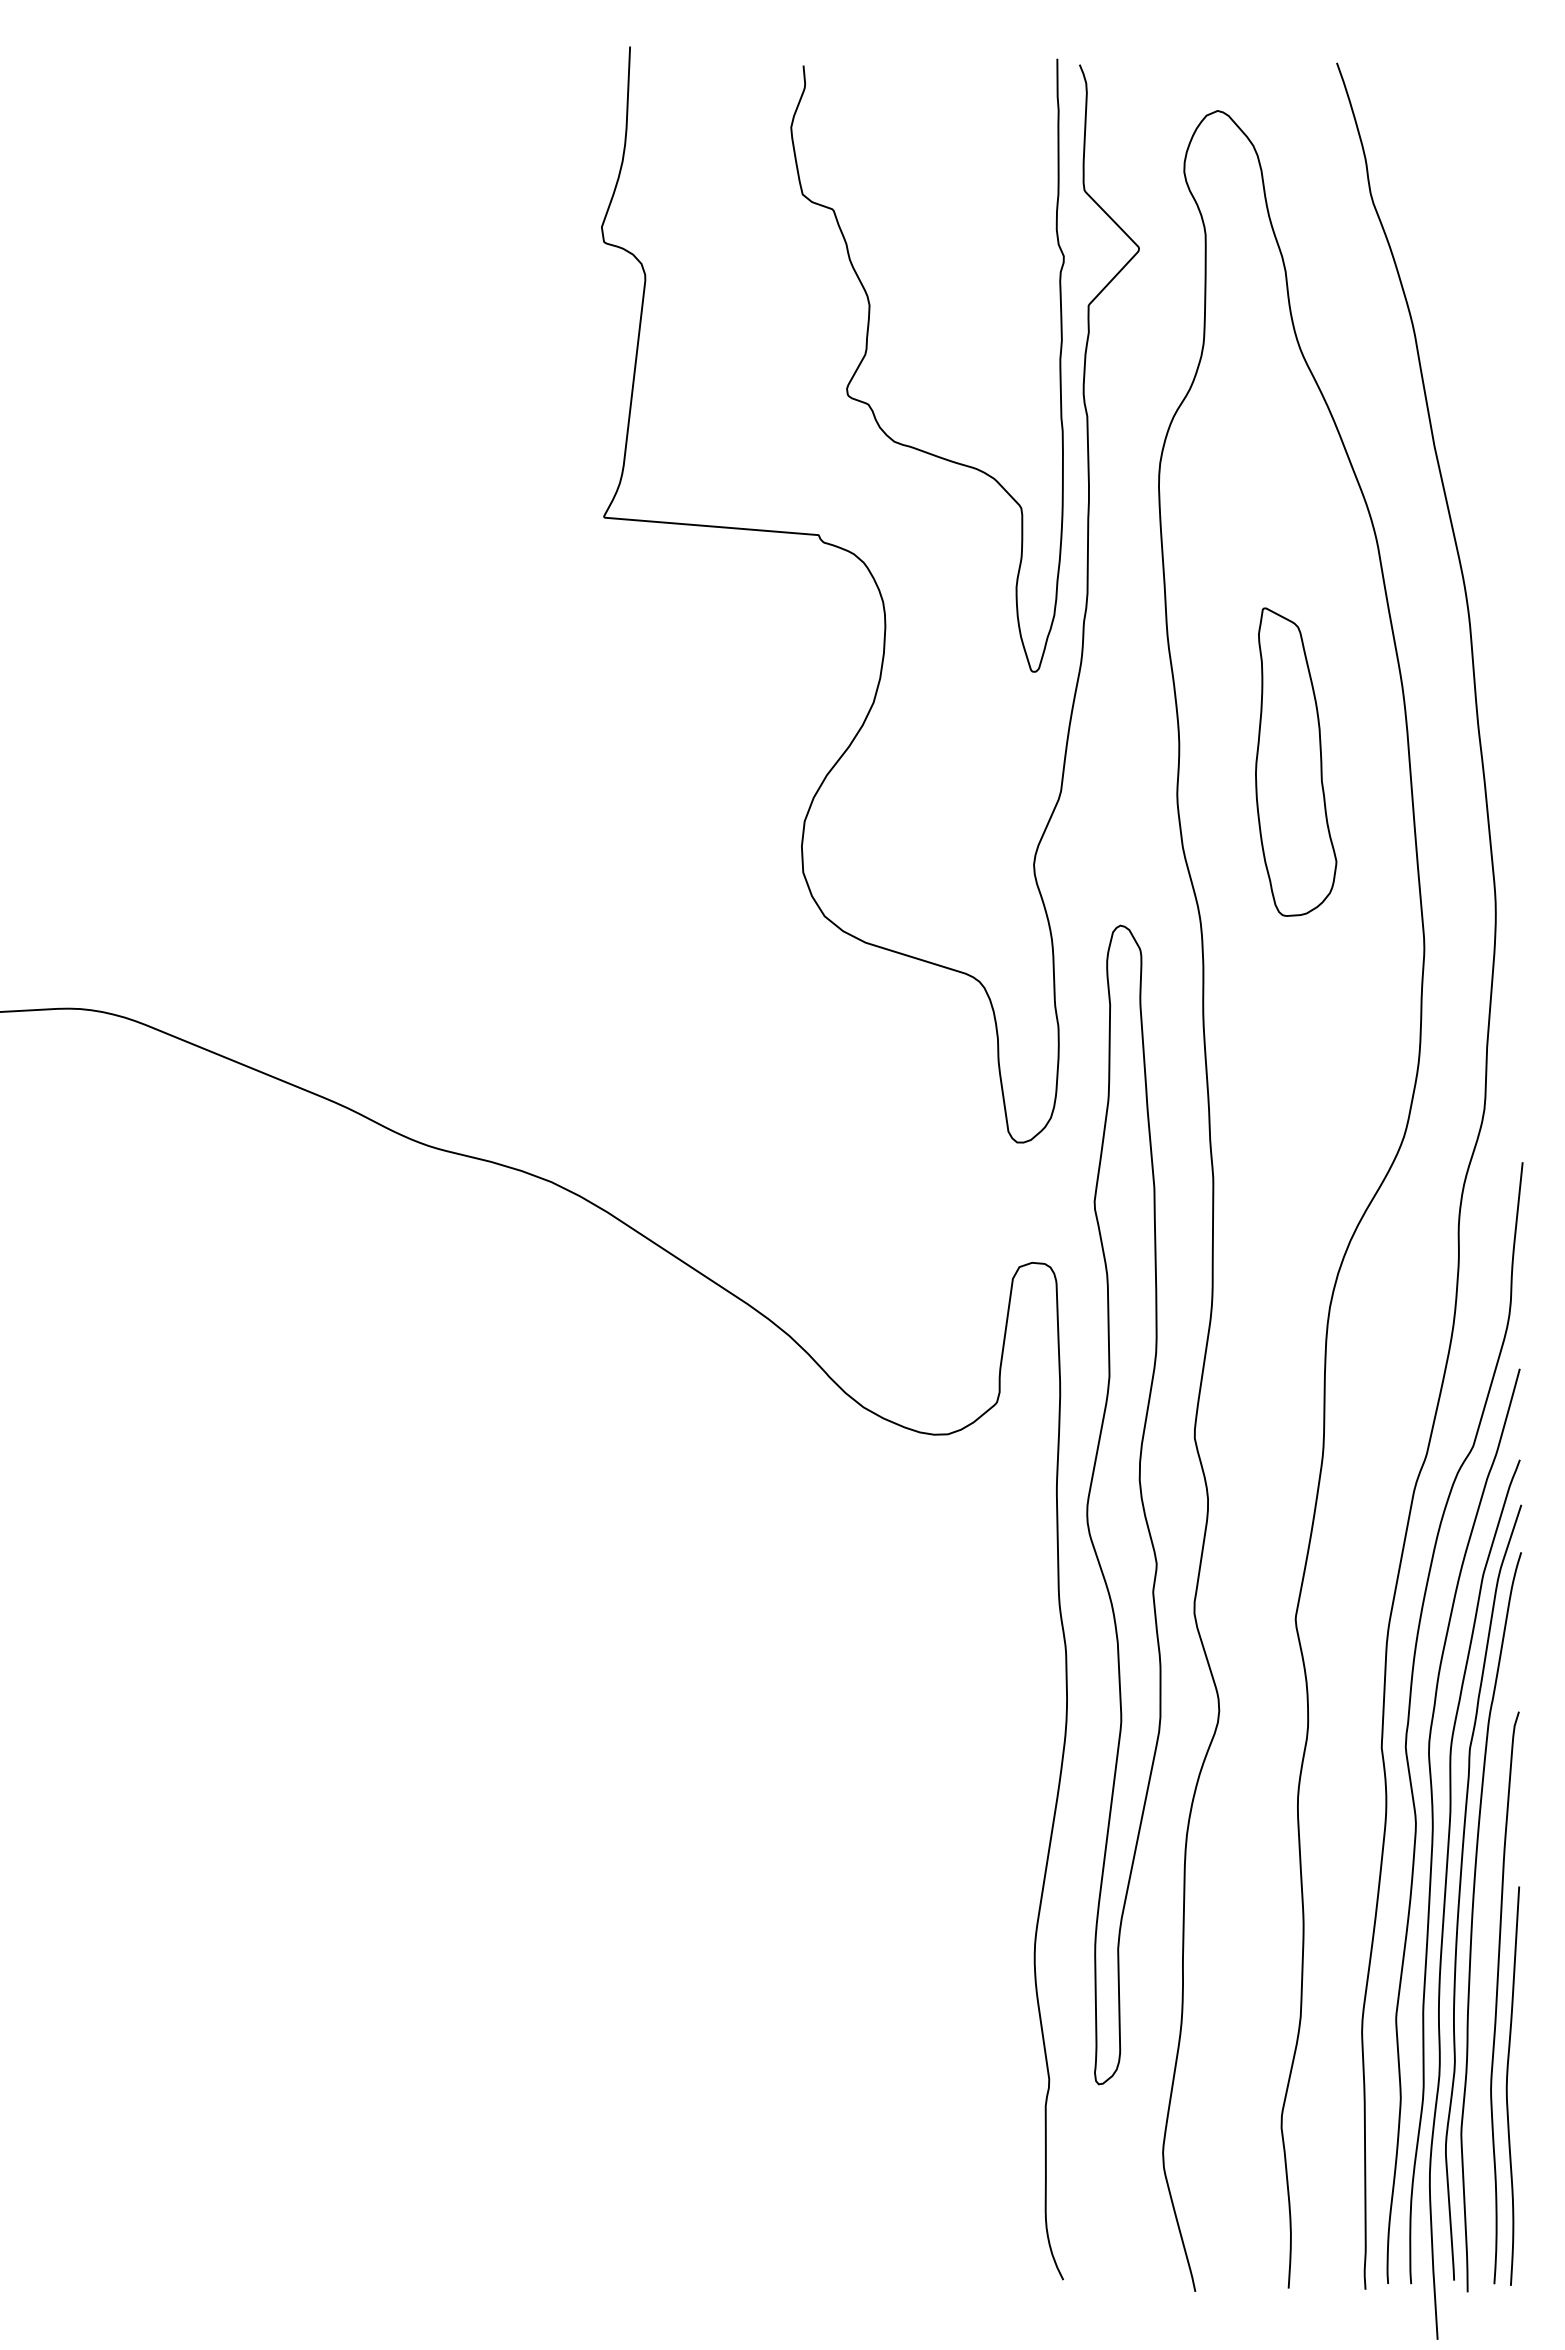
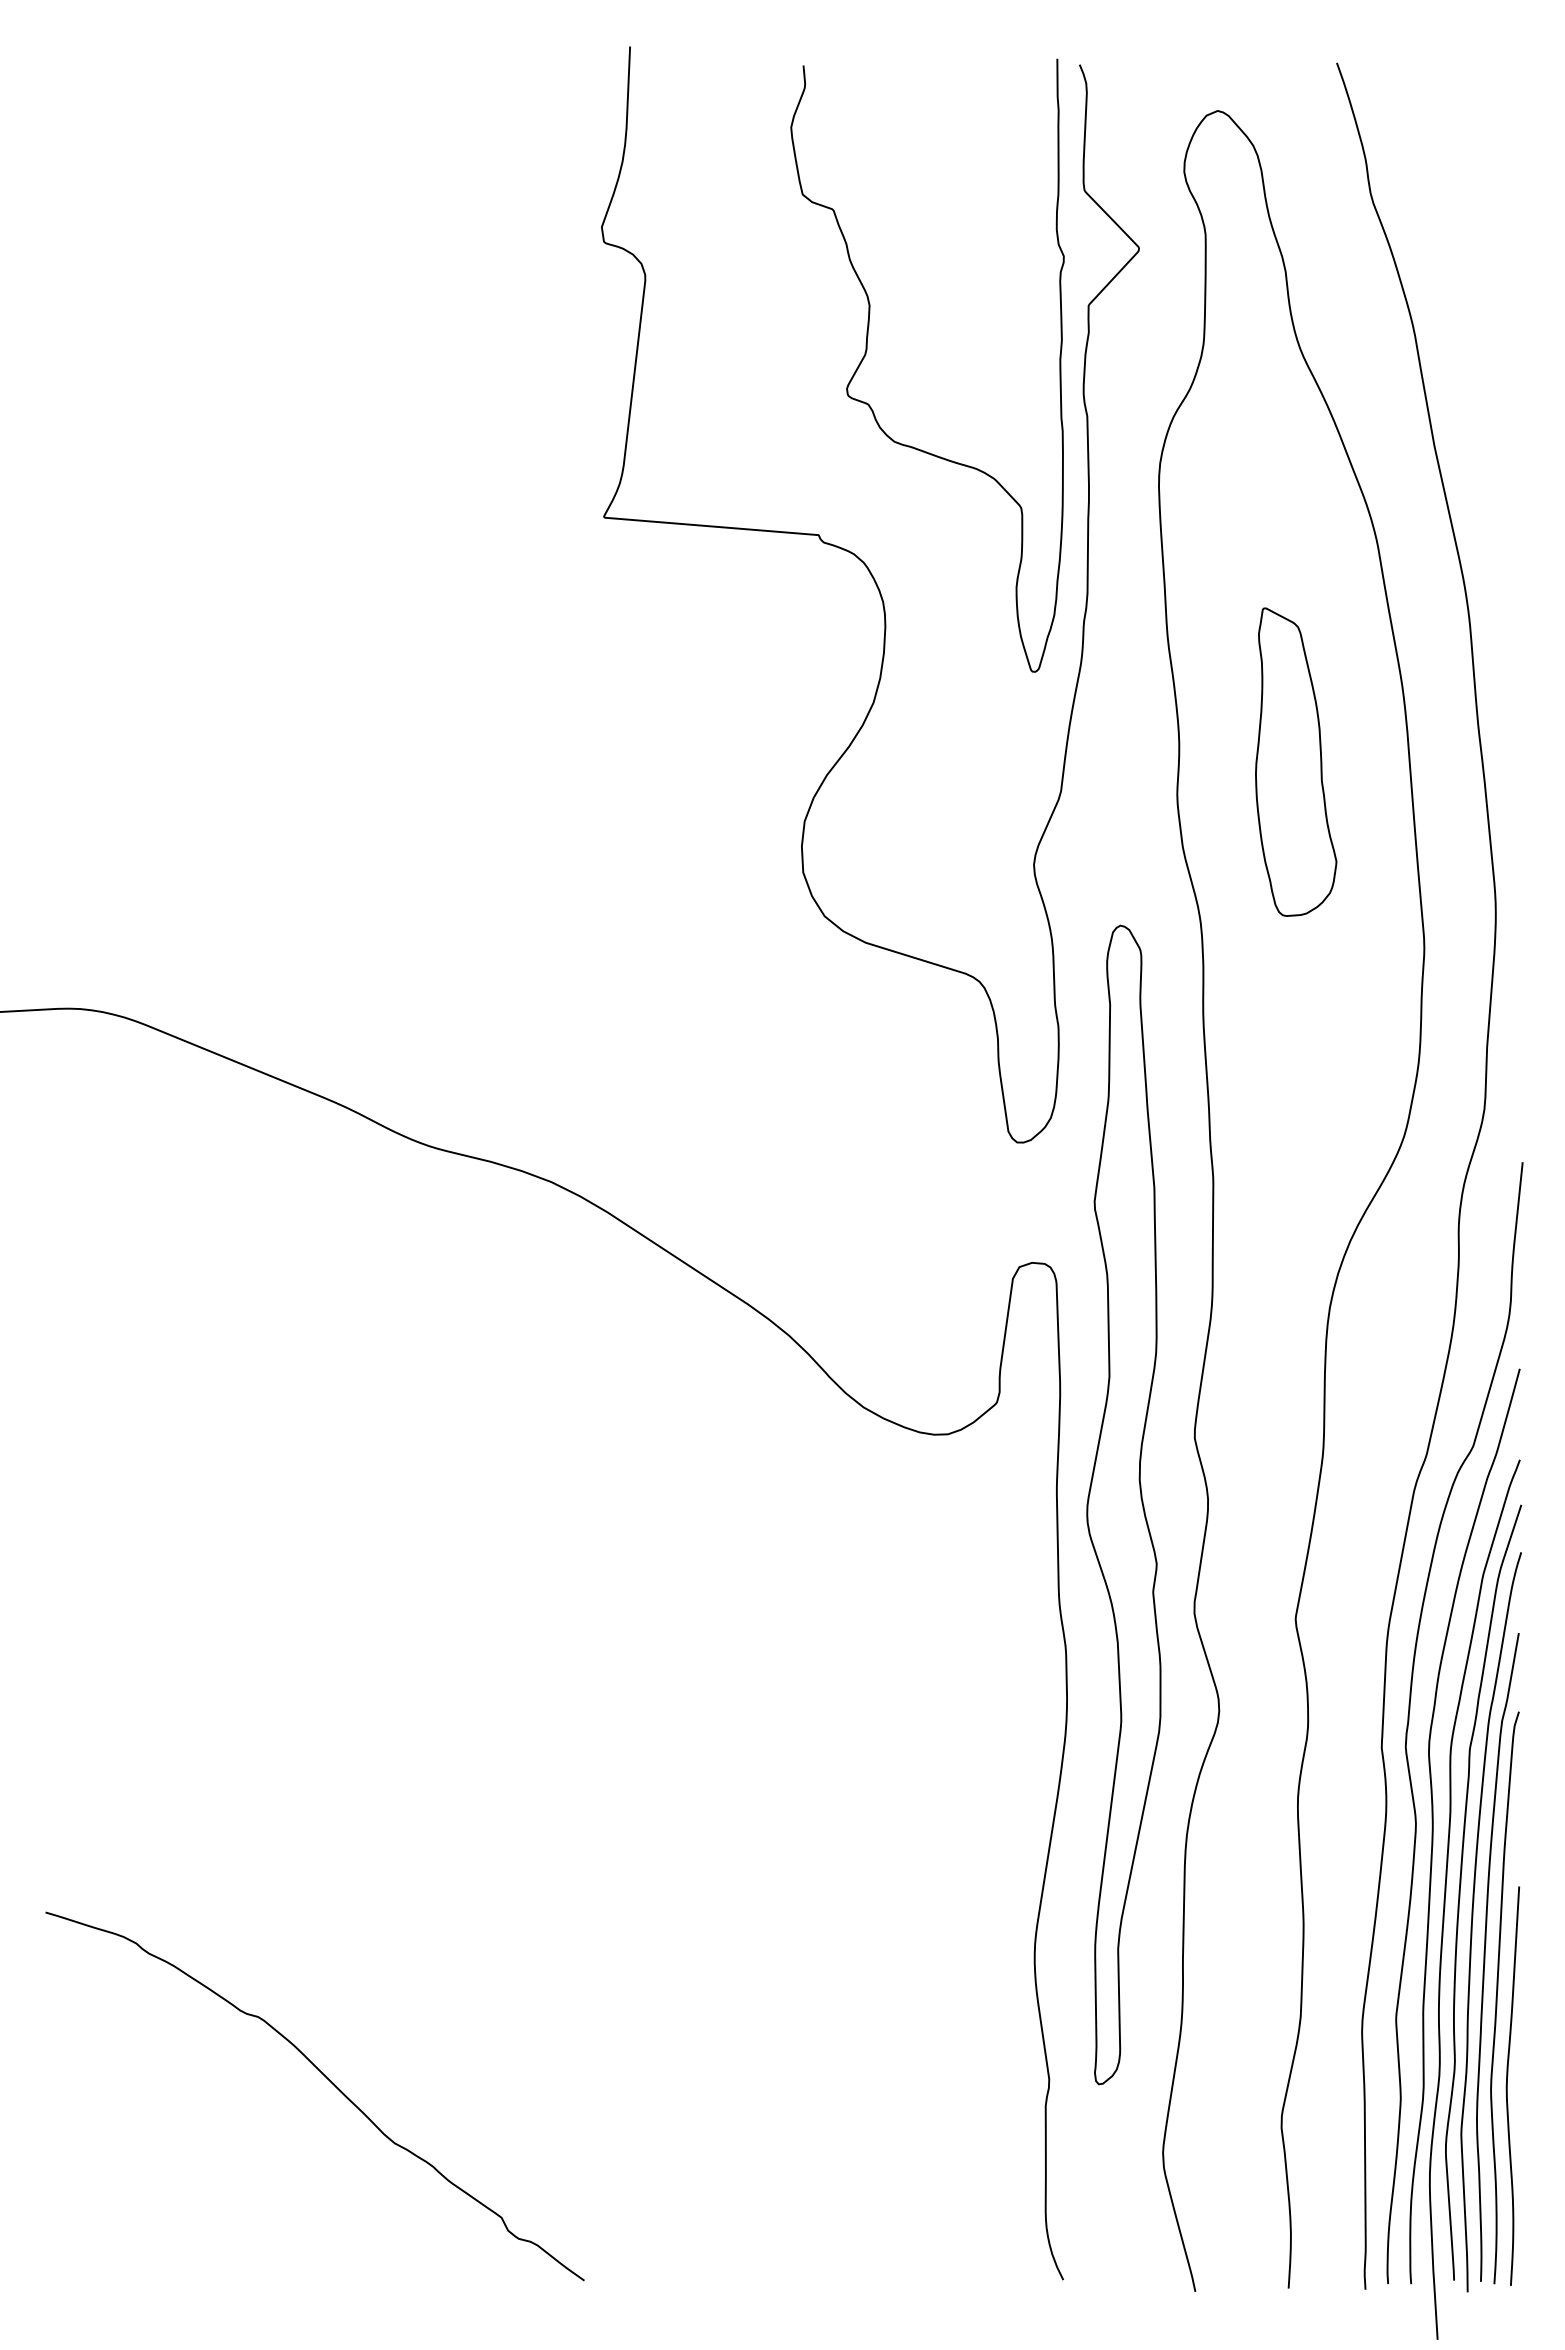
curve: none -> present (1485, 1957)
curve: none -> present (329, 2081)
